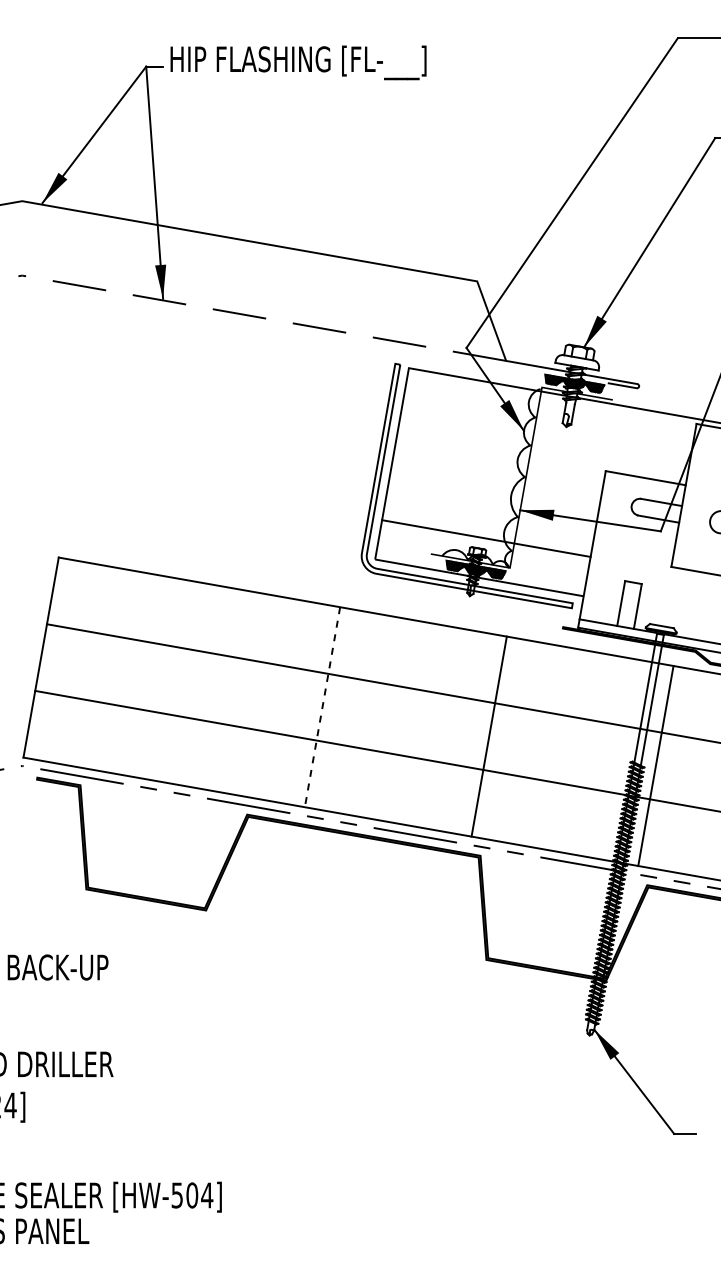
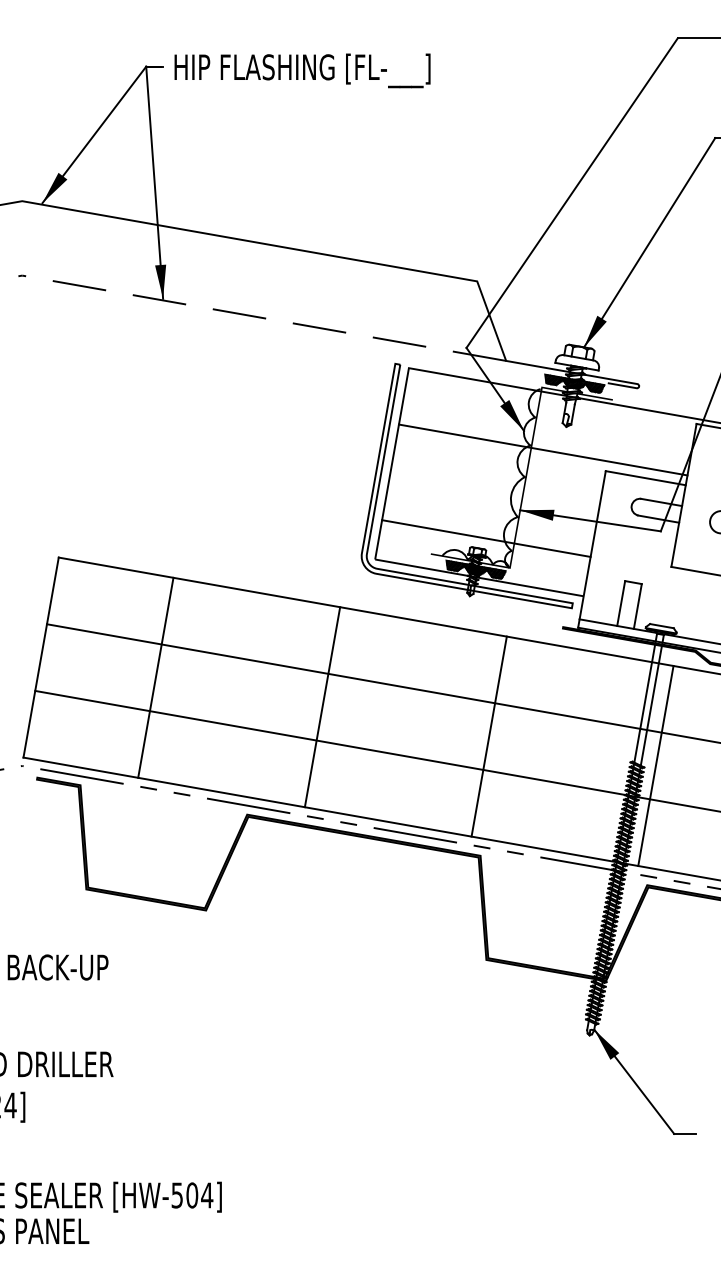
text position: (298, 62) -> (302, 70) (302, 70)
line: none -> present (542, 449)
line: none -> present (155, 677)
line: dashed -> solid (322, 707)
